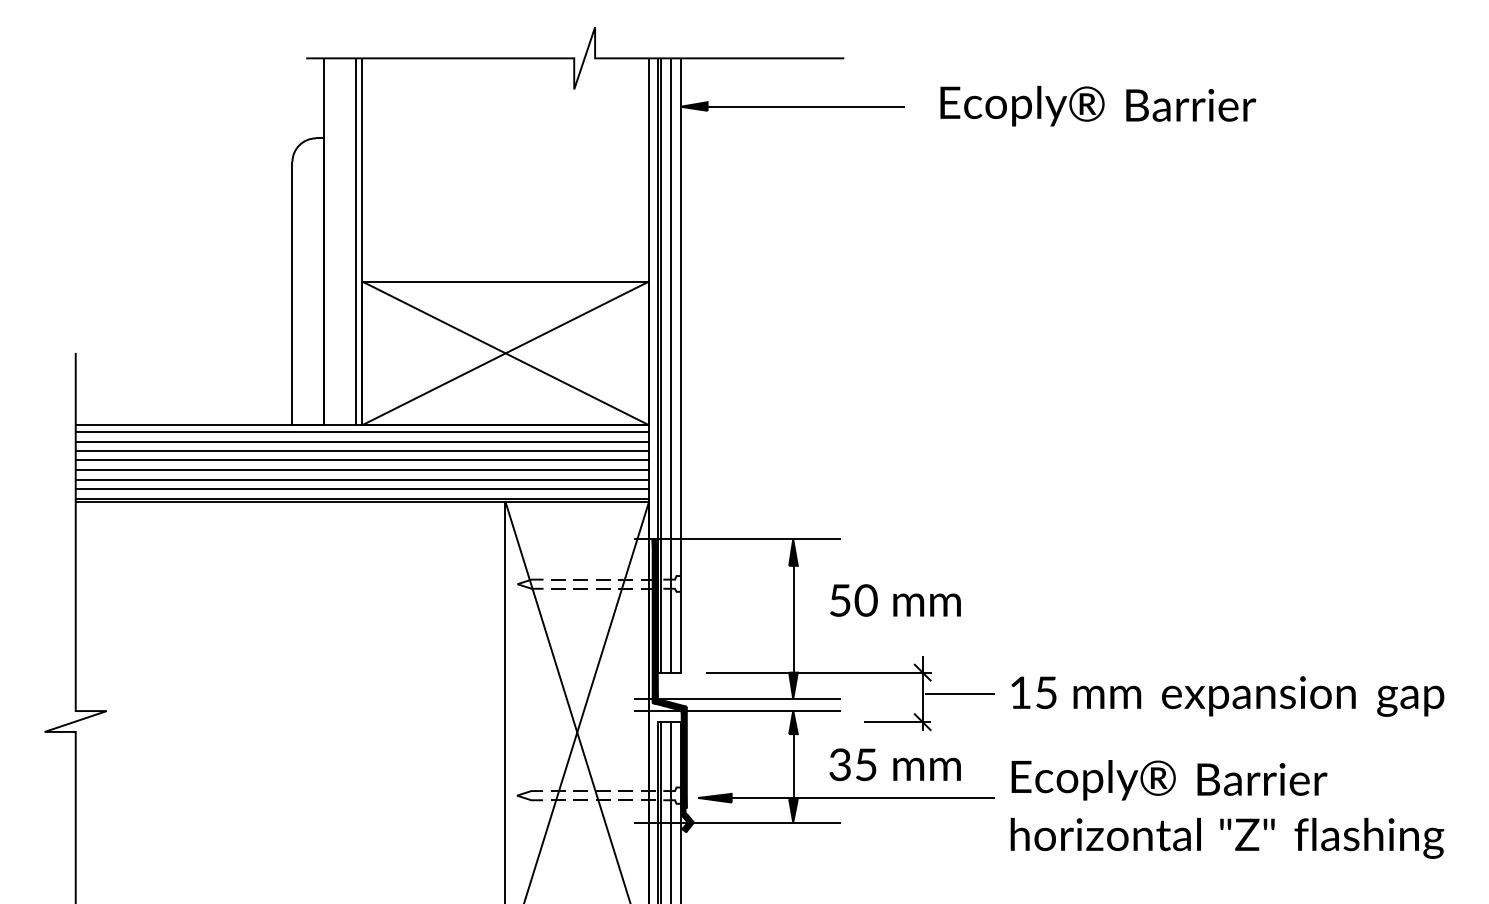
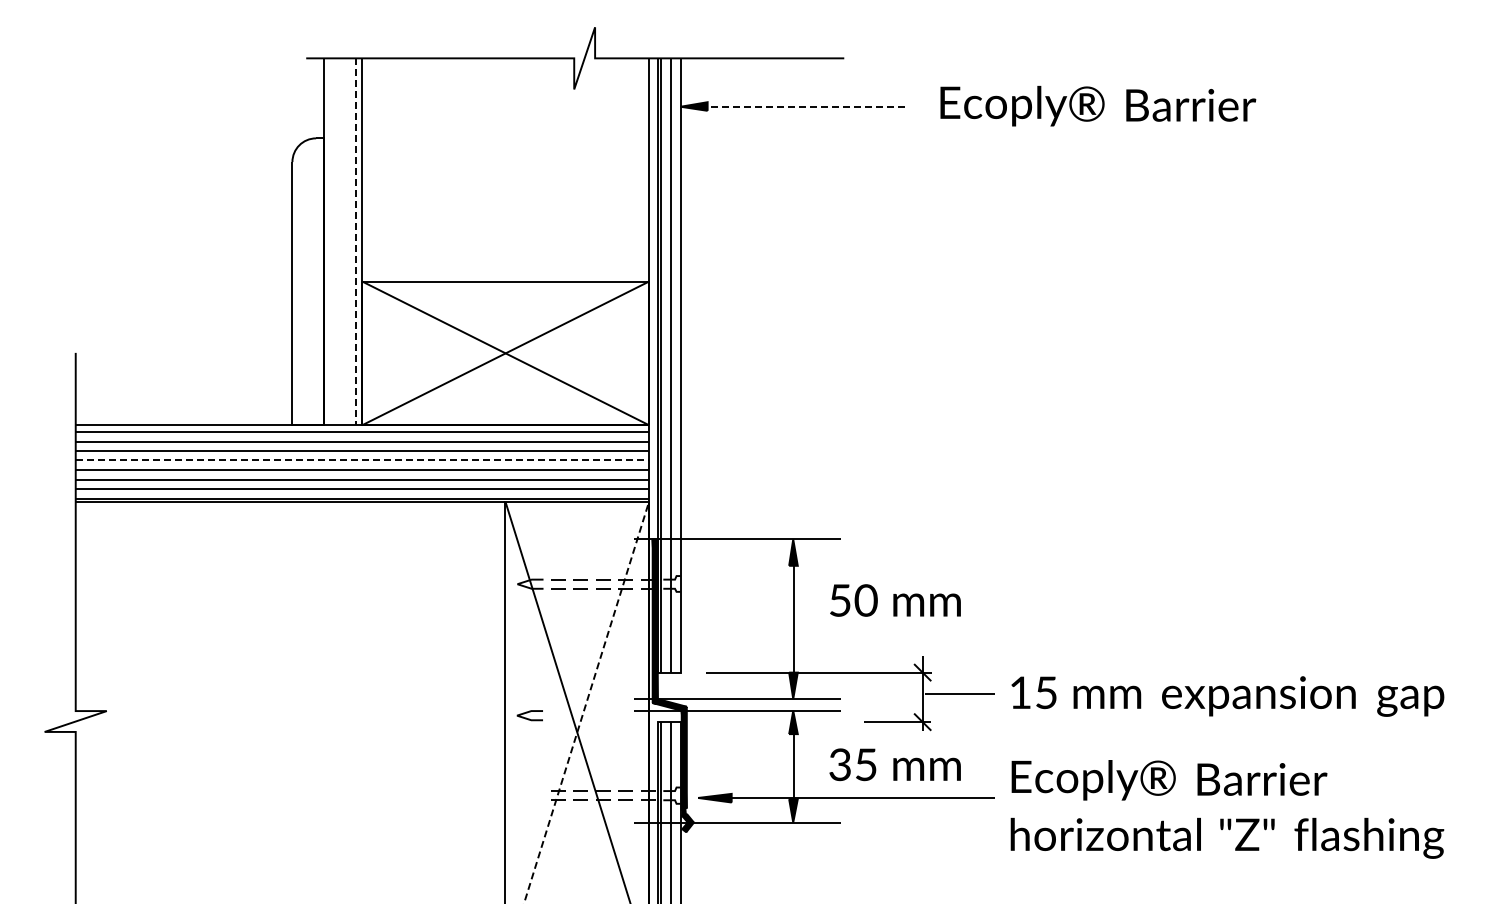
line: solid -> dashed (806, 106)
line: solid -> dashed (355, 242)
line: solid -> dashed (362, 460)
line: solid -> dashed (586, 701)
line position: (527, 793) -> (527, 713) (527, 713)
